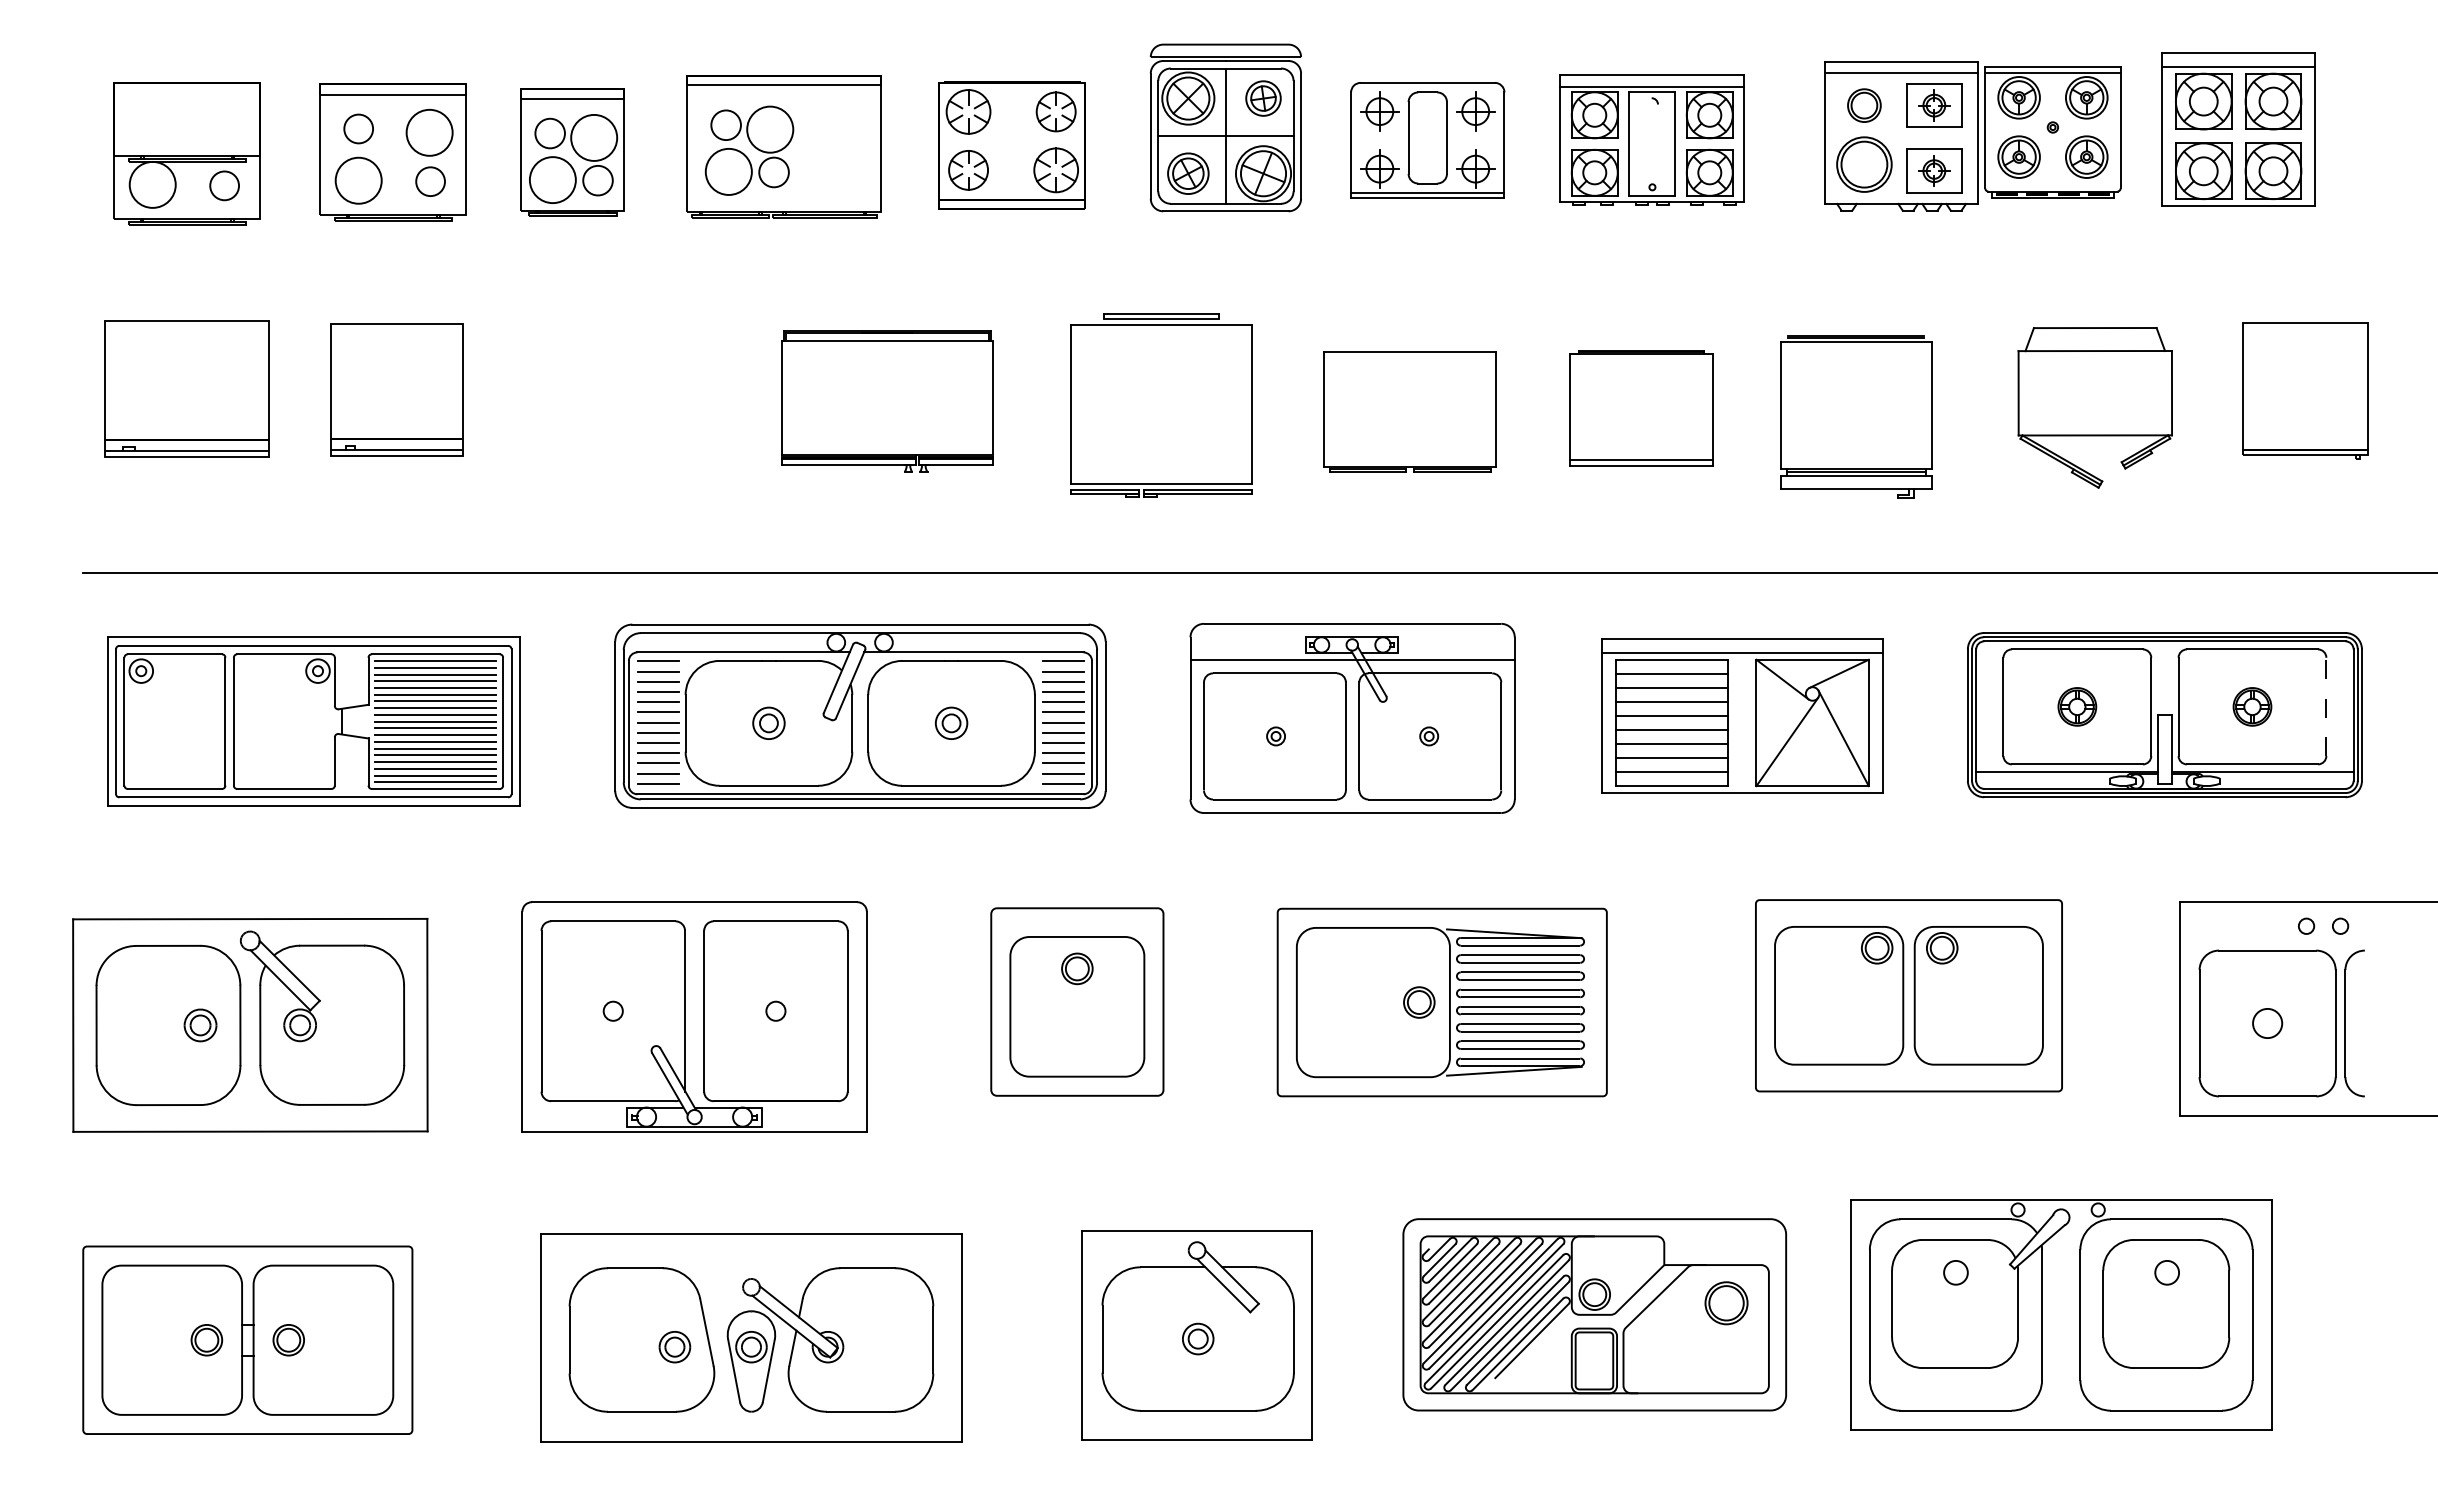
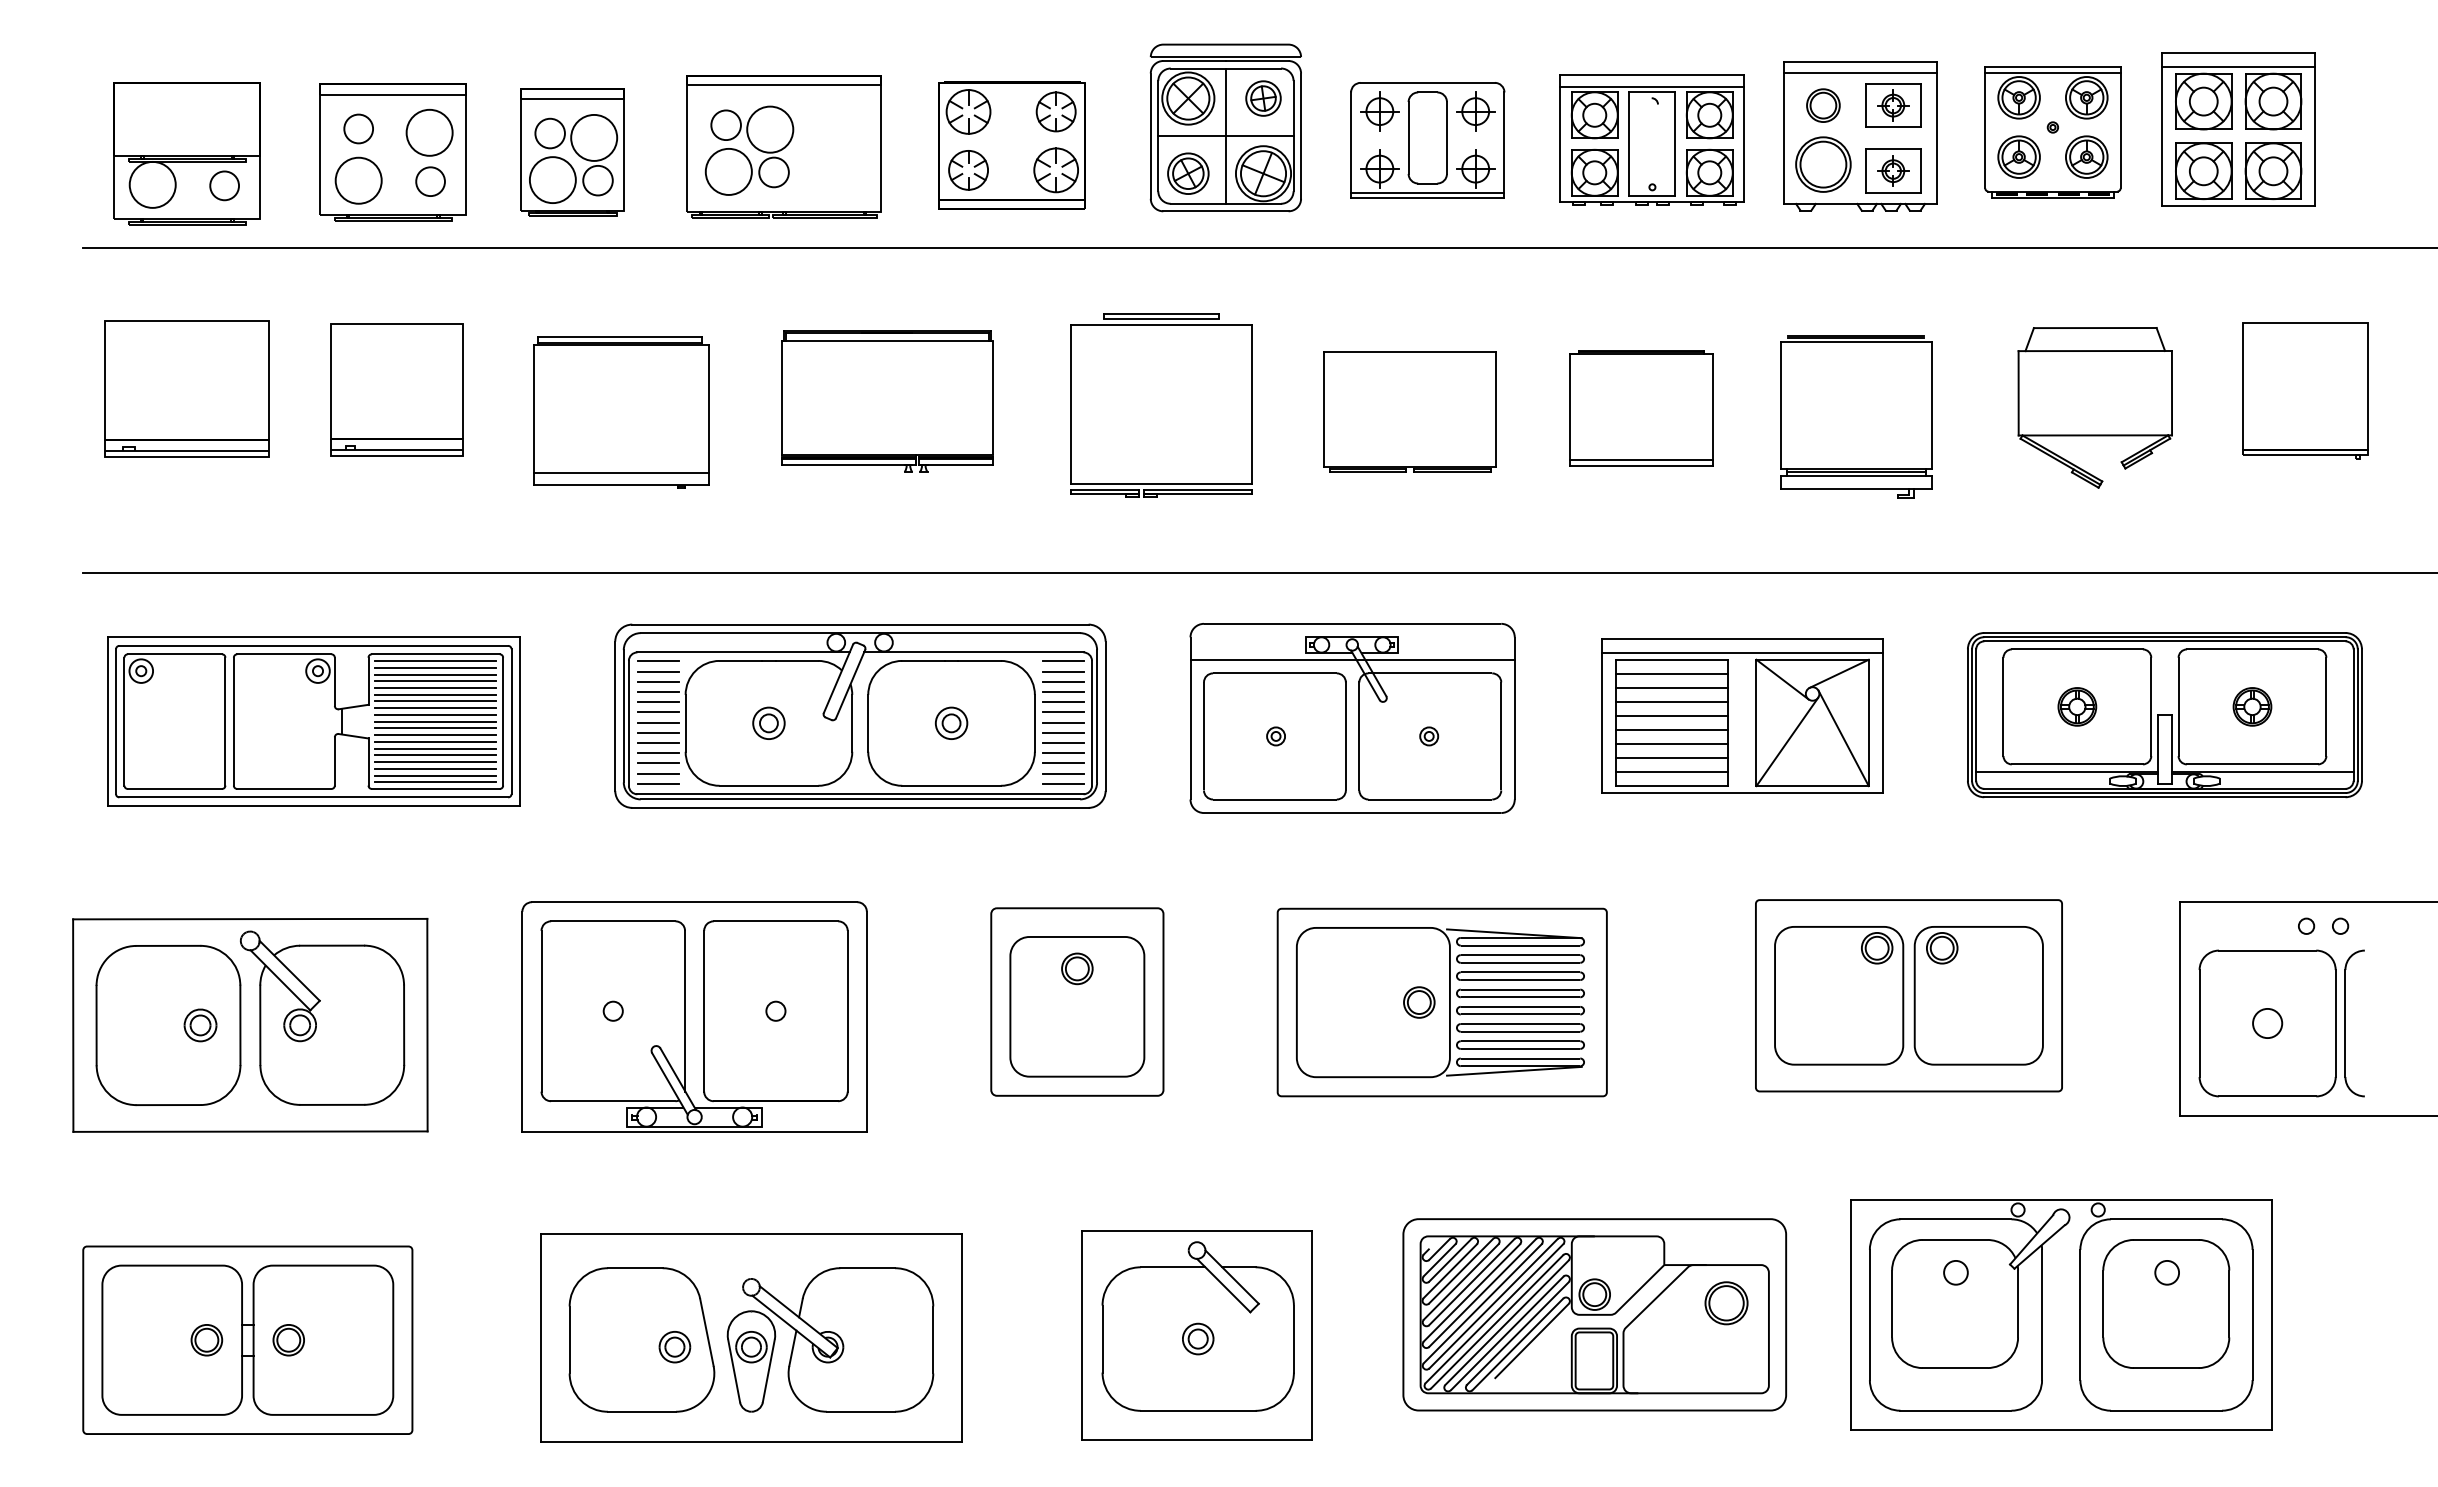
part position: (1901, 136) -> (1860, 136) (1860, 136)
line: none -> present (1258, 247)
part: none -> present (621, 412)
line: dashed -> solid (2326, 706)
